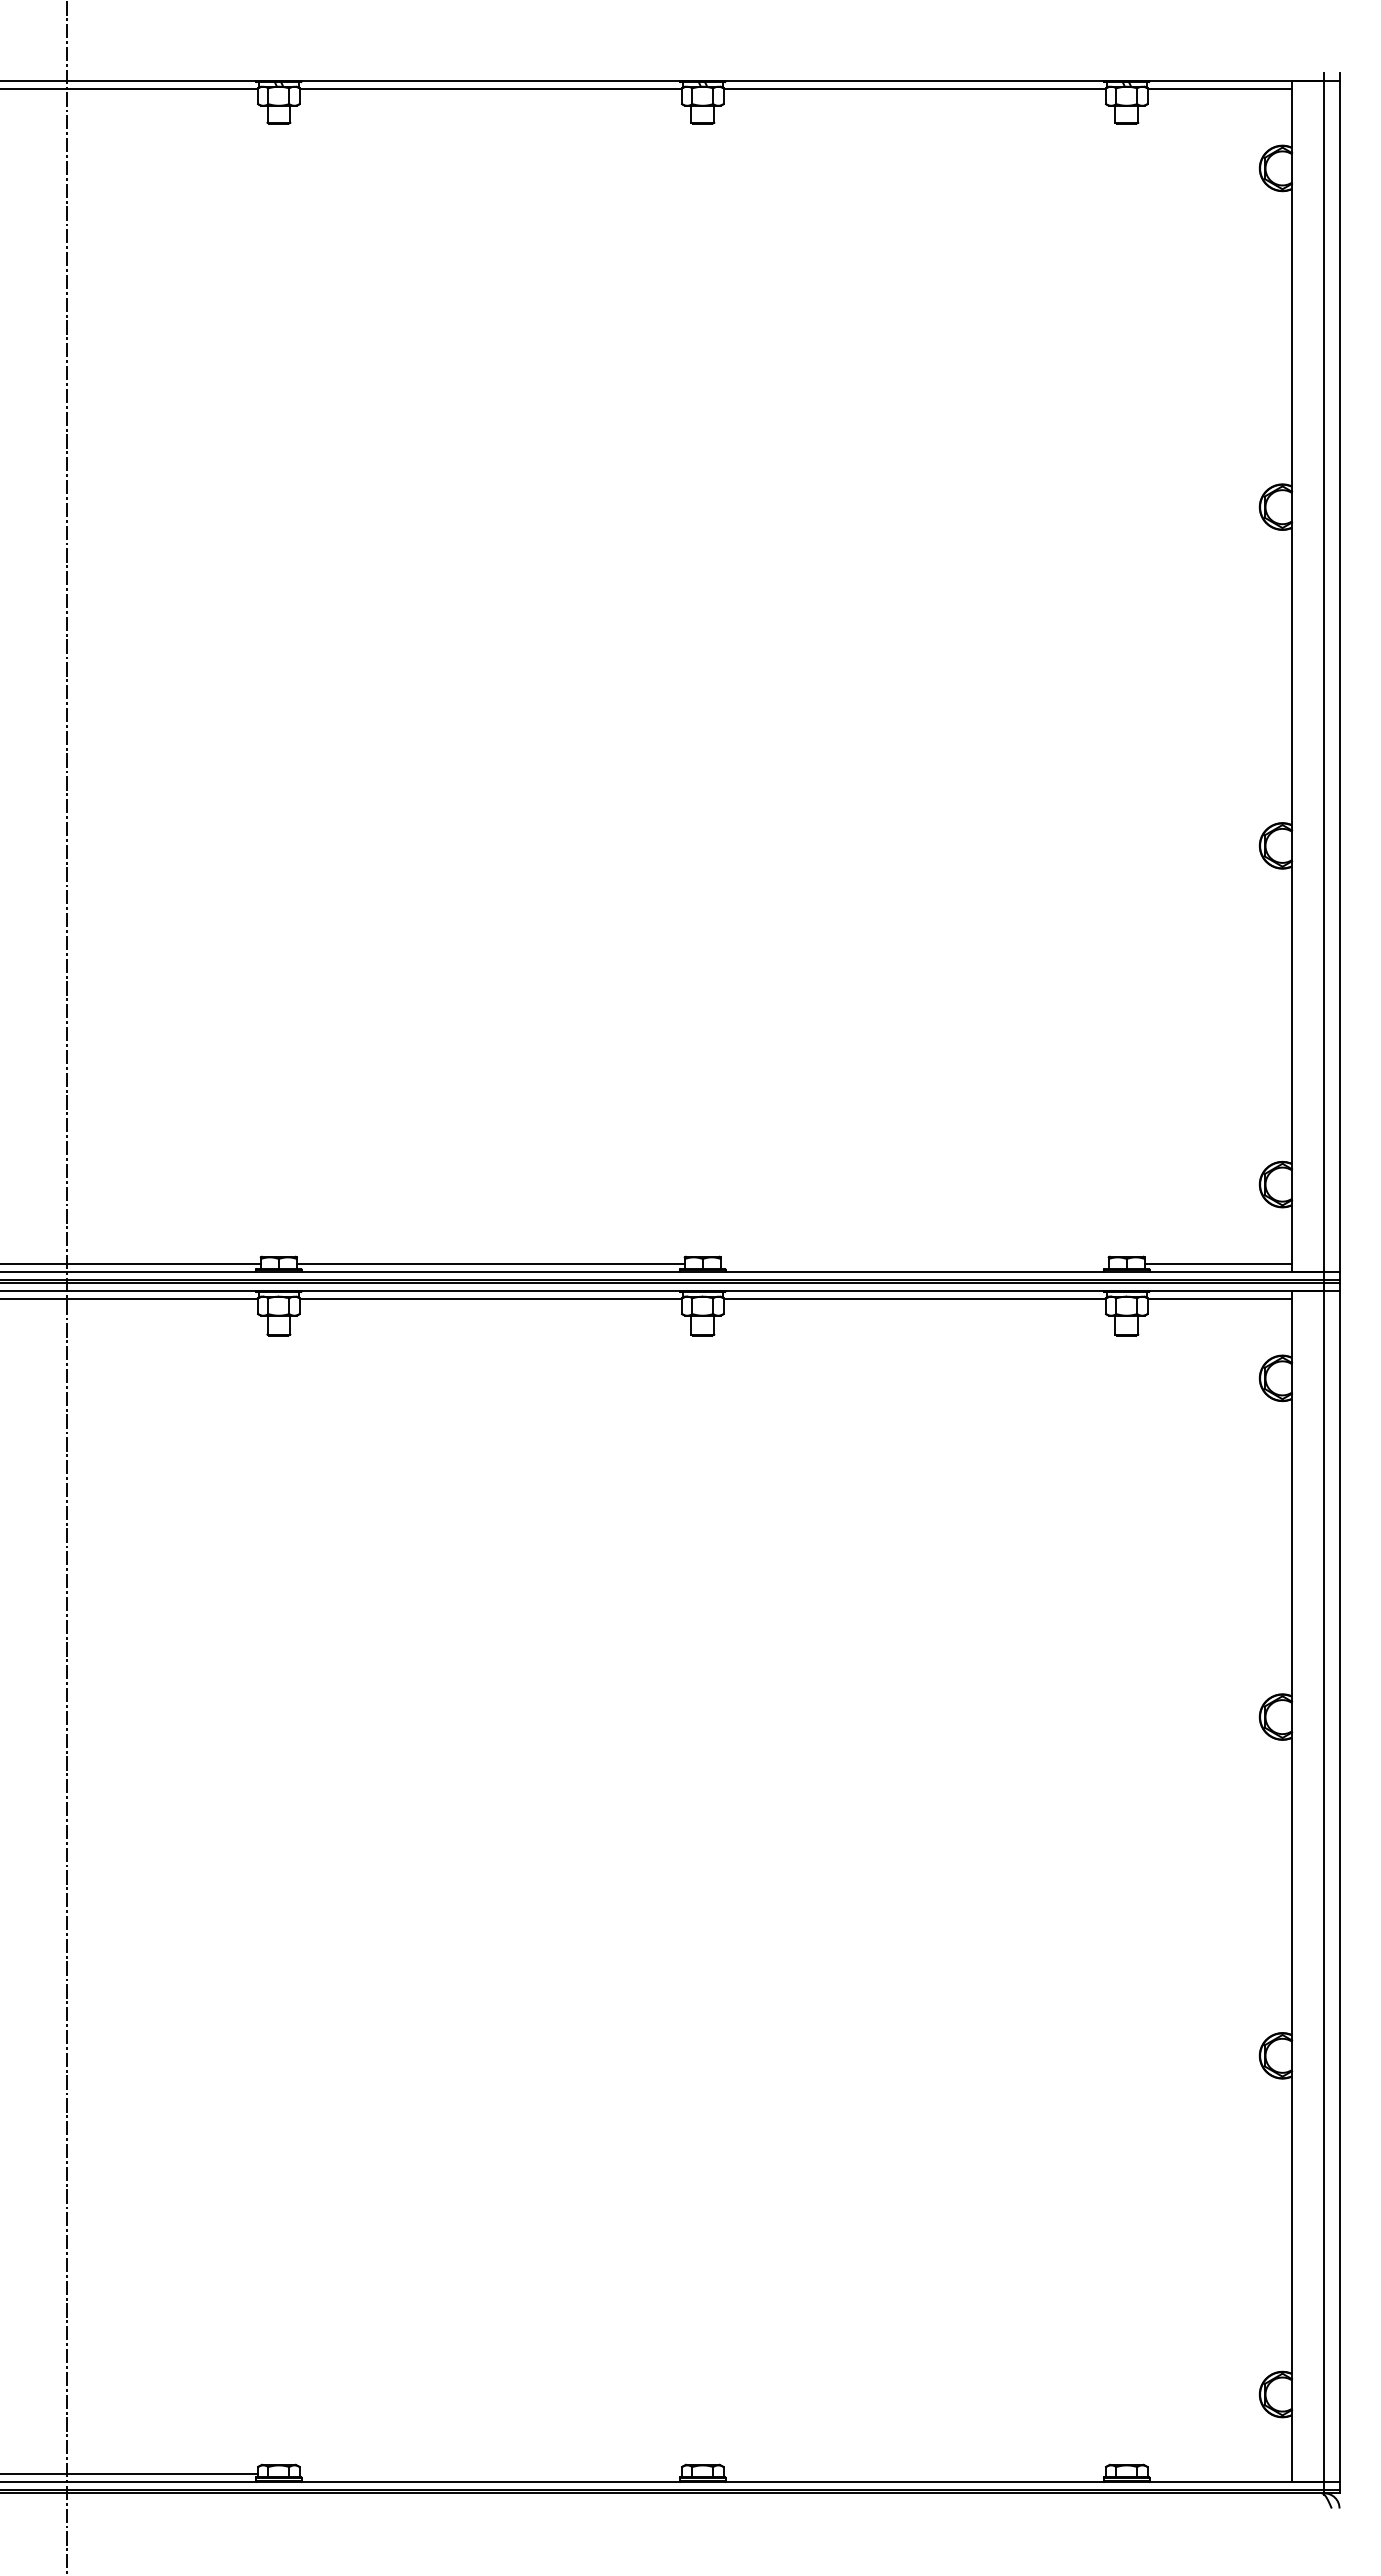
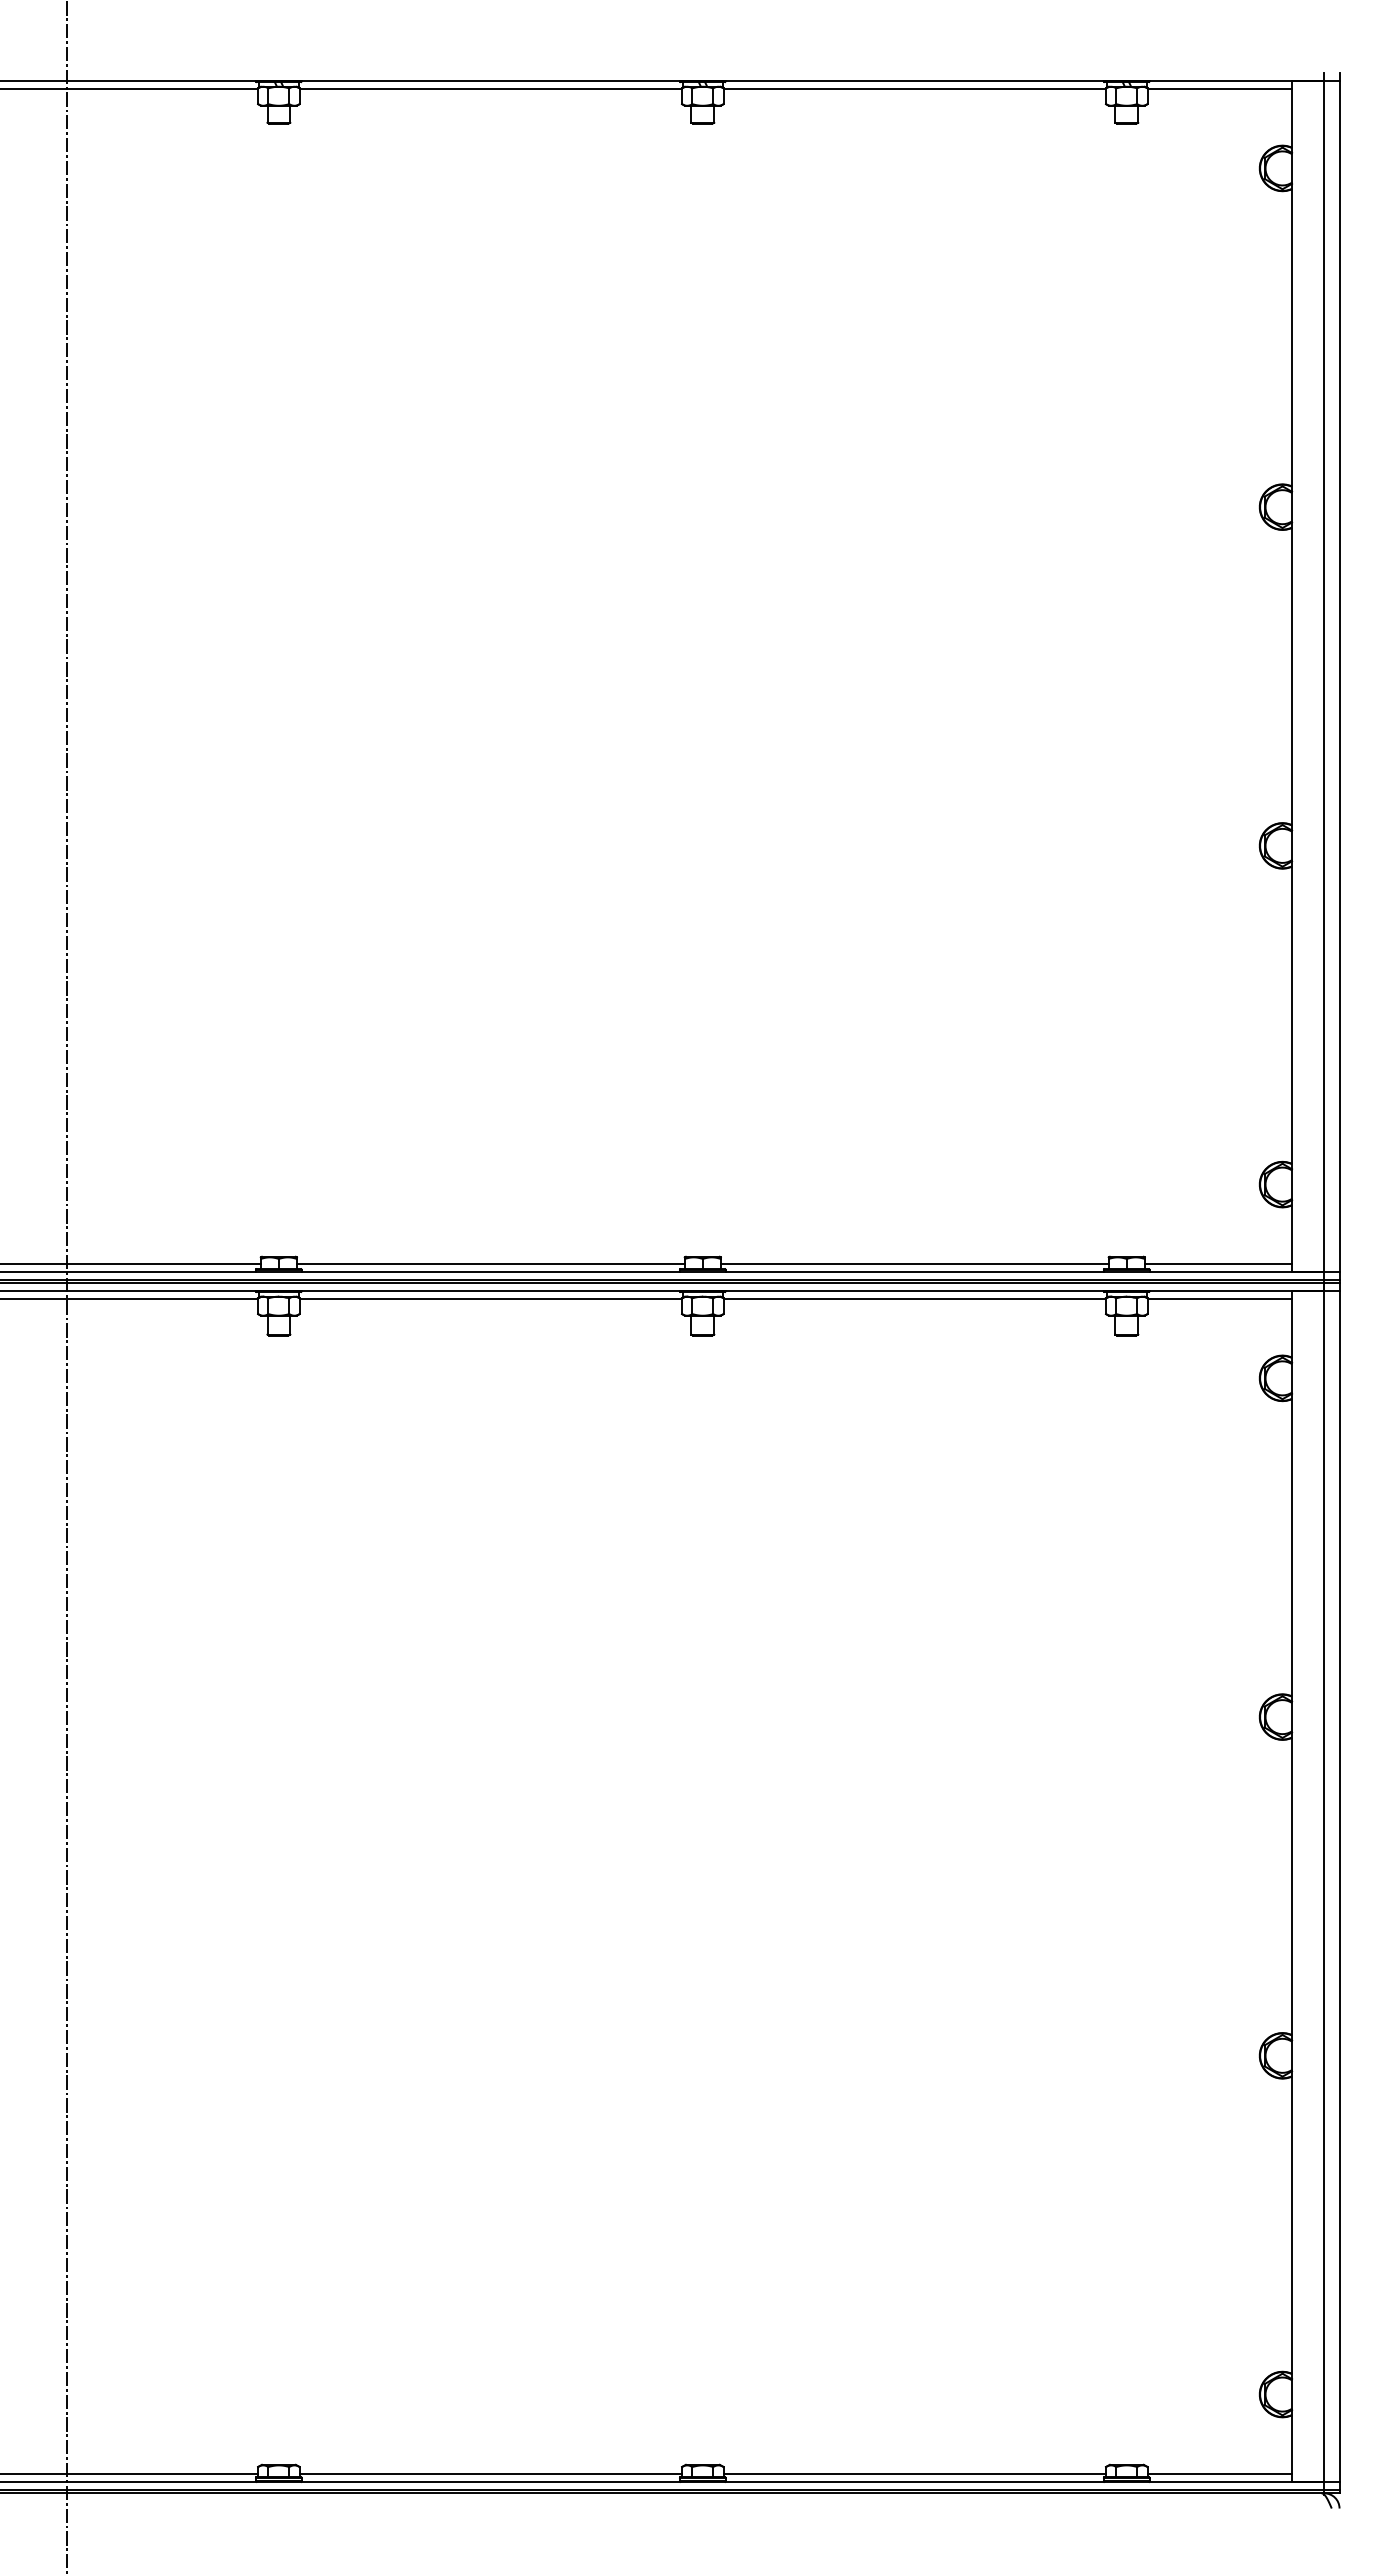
line: none -> present (914, 1264)
line: none -> present (490, 2474)
line: none -> present (914, 2474)
line: none -> present (1219, 2474)
